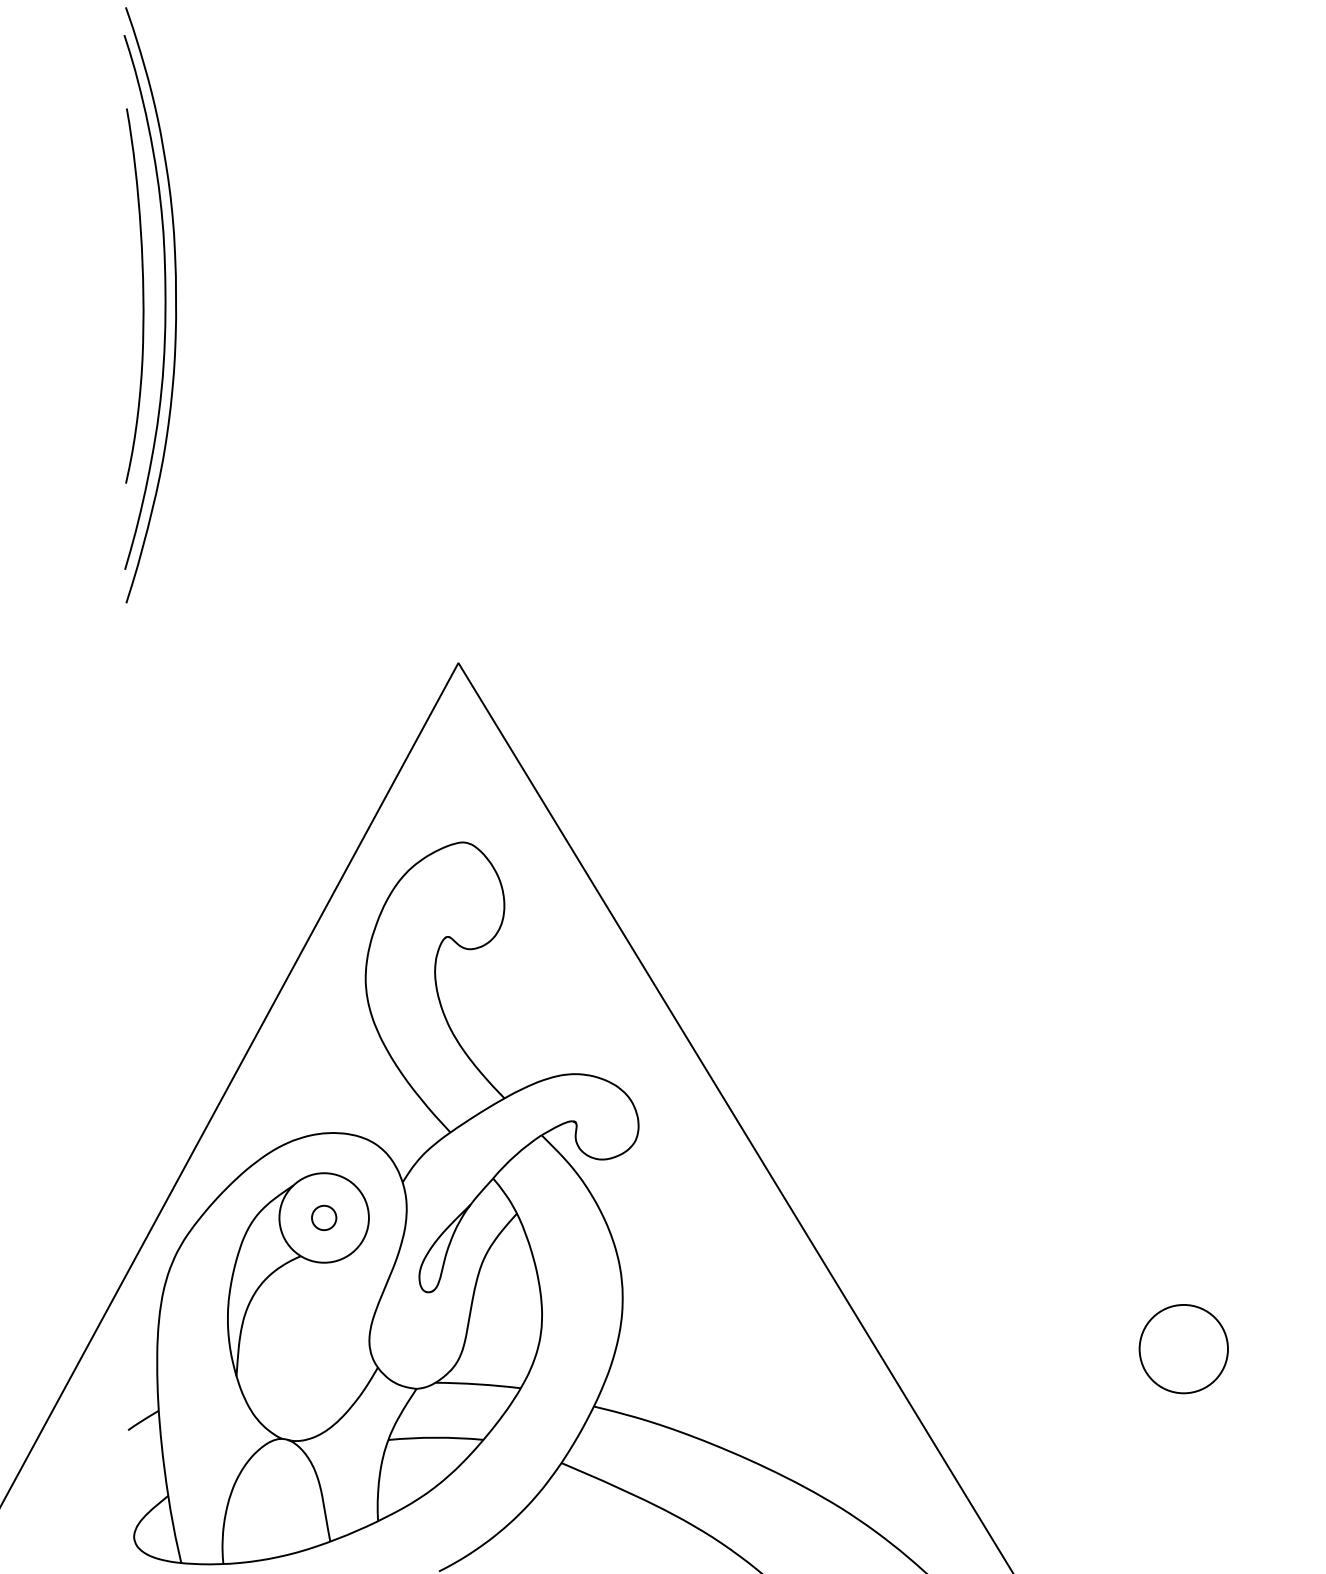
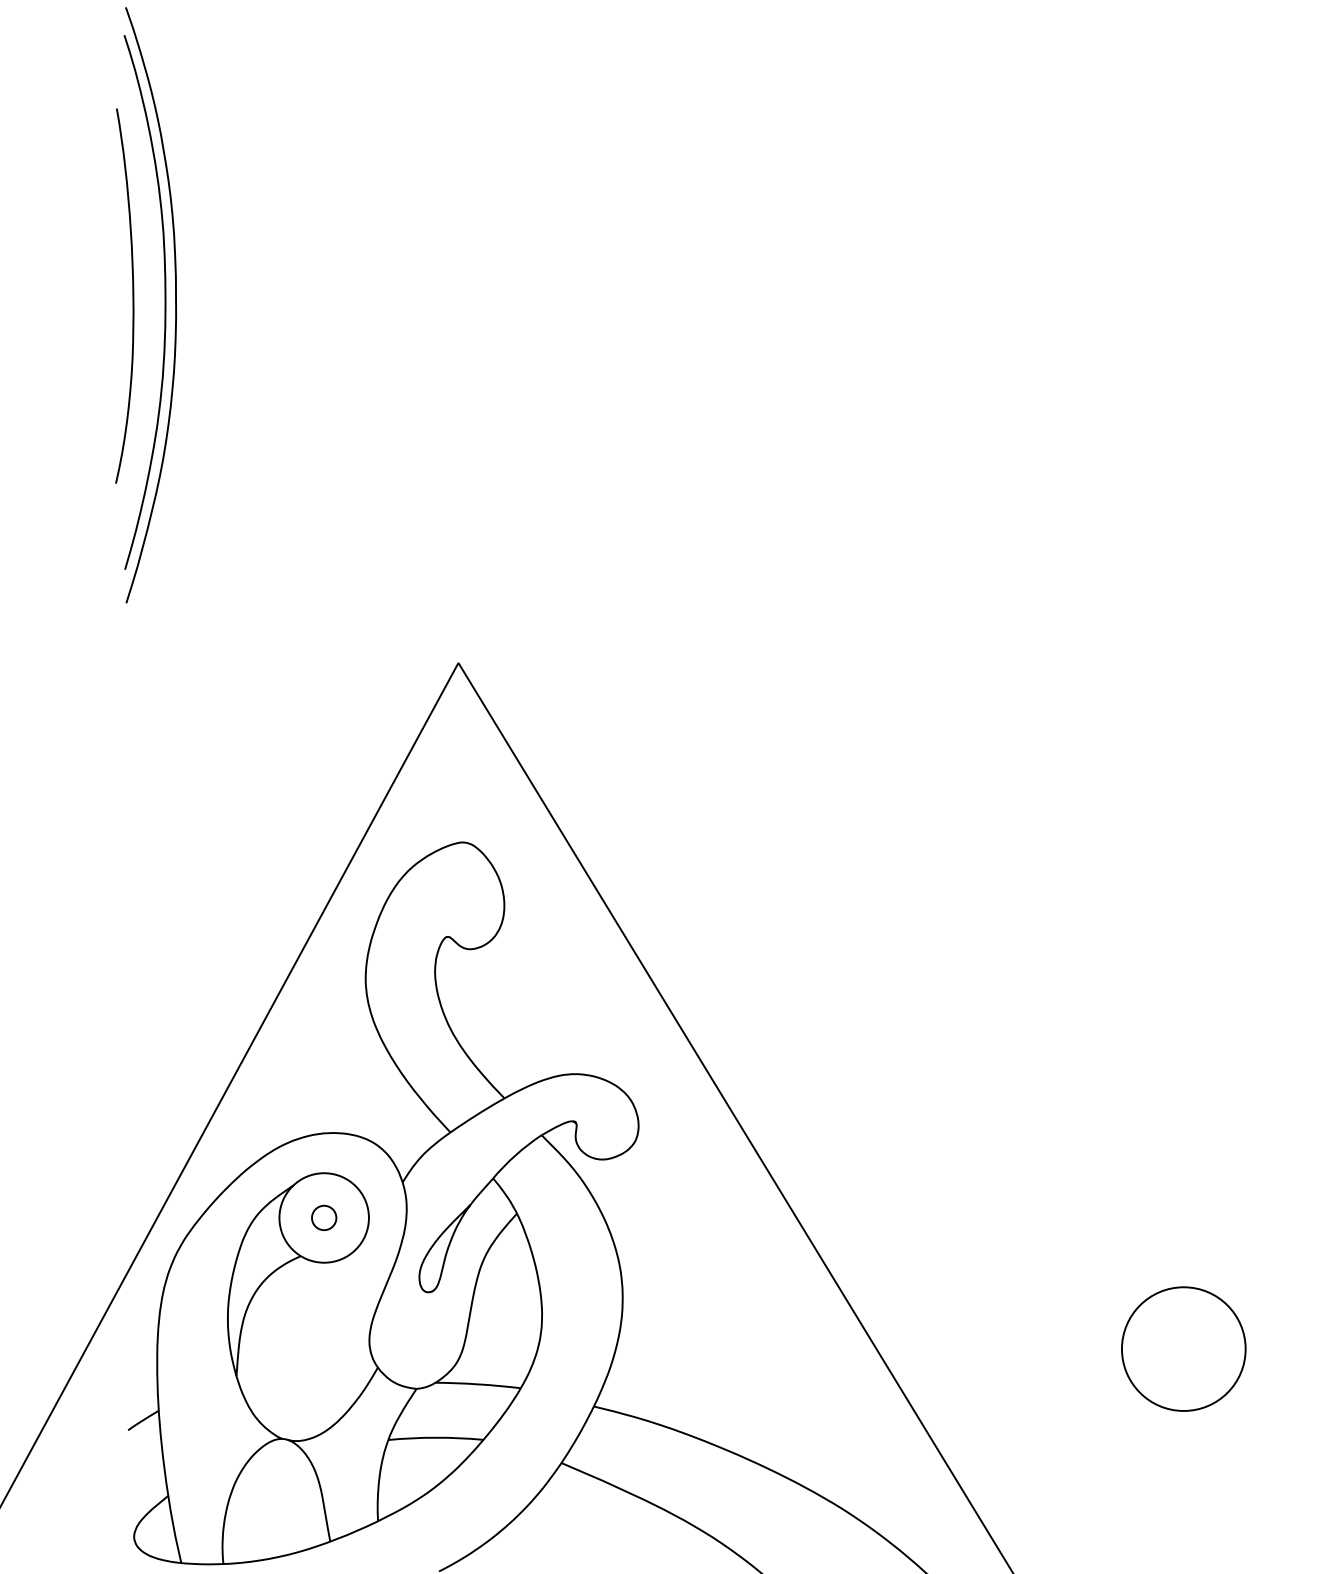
curve position: (142, 295) -> (132, 295) (132, 295)
circle diameter: 88 px -> 124 px (1183, 1348)
